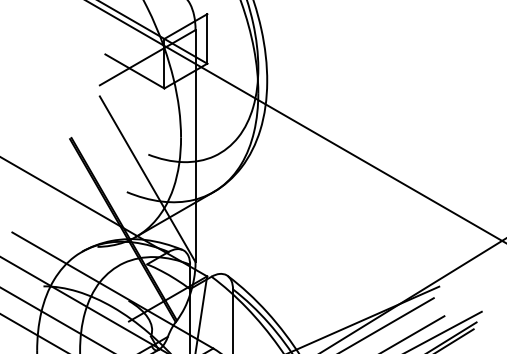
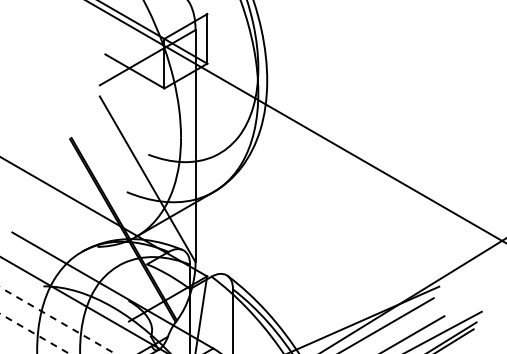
line: solid -> dashed (57, 320)
line: solid -> dashed (35, 334)
